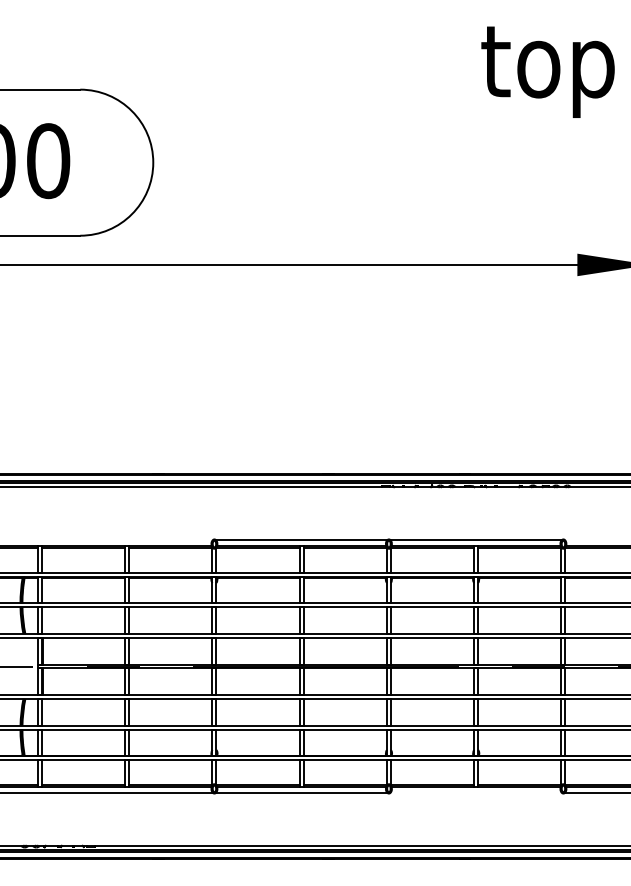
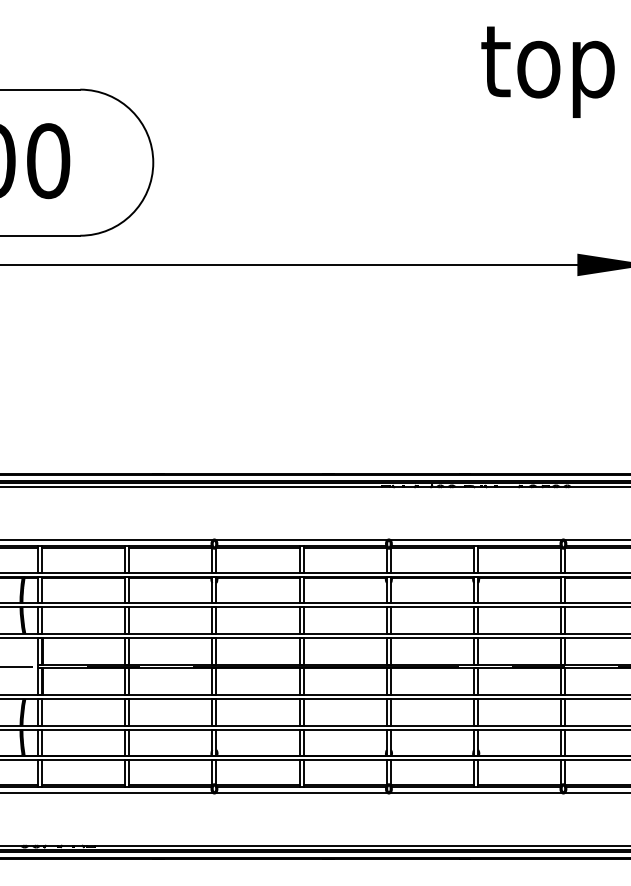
line: none -> present (107, 540)
line: none -> present (596, 540)
line: none -> present (475, 792)
